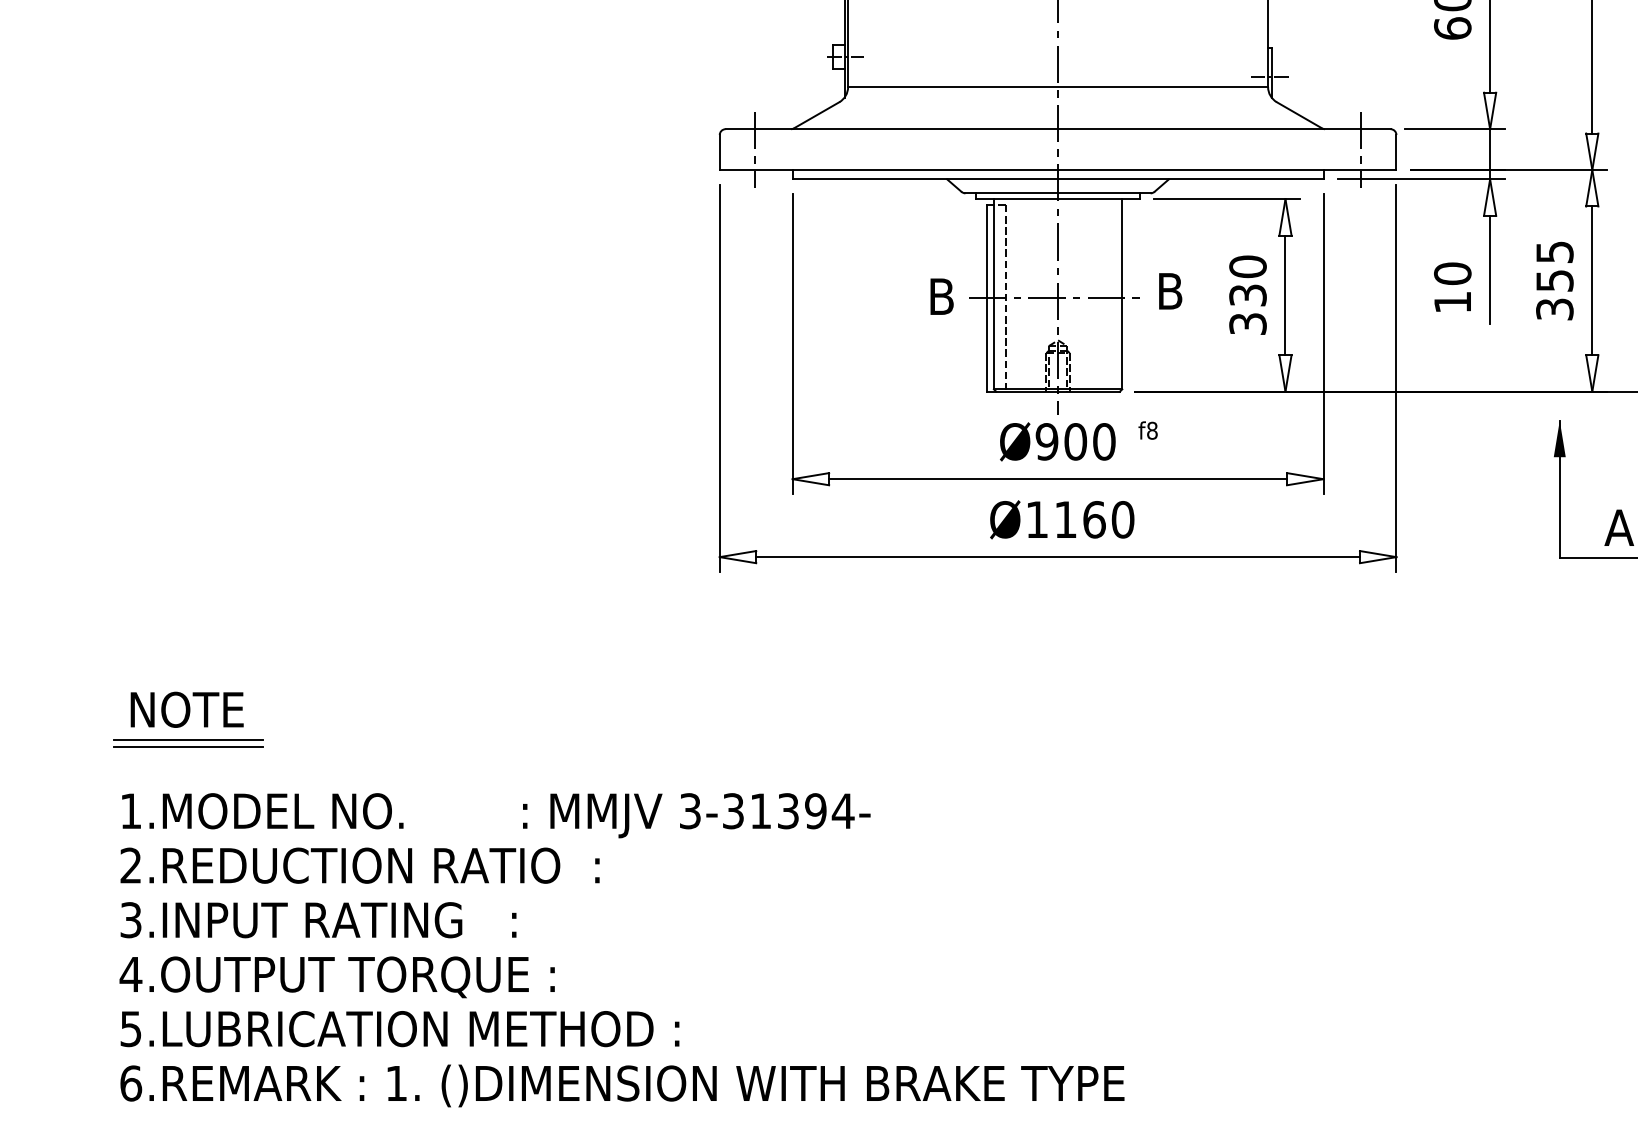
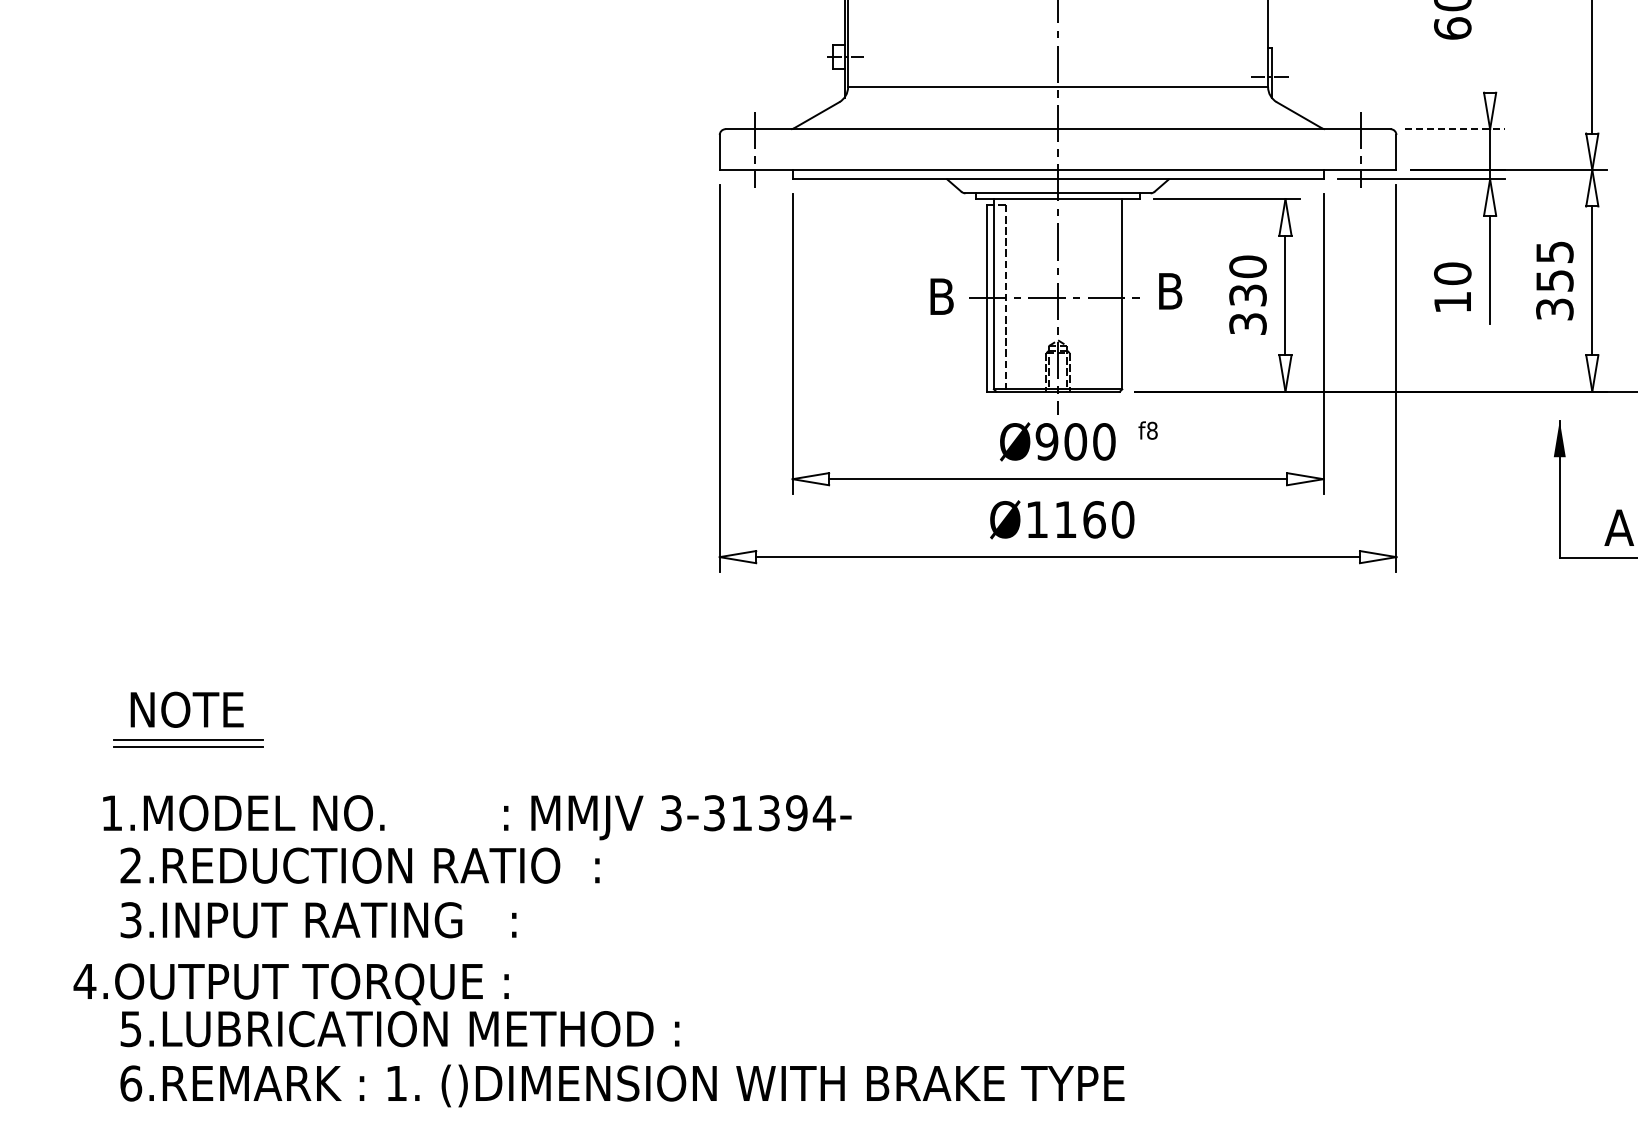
line: present -> none (1490, 47)
line: solid -> dashed (1454, 129)
text position: (496, 815) -> (477, 817) (477, 817)
text position: (336, 977) -> (290, 984) (290, 984)
